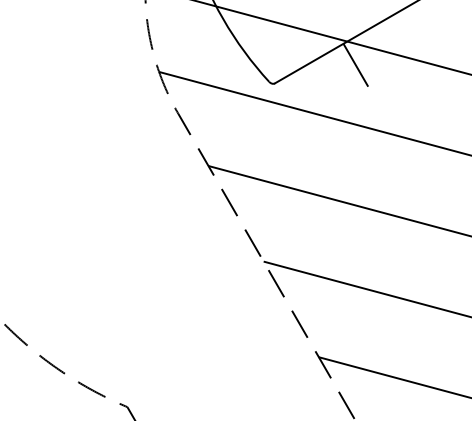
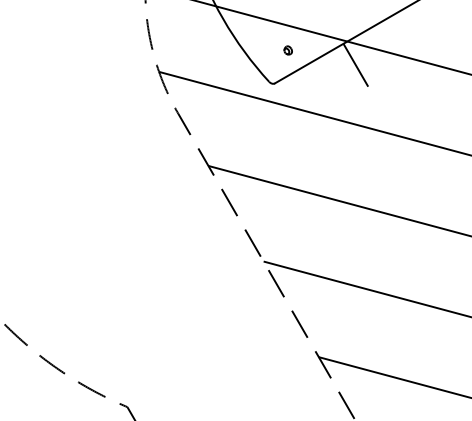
part: none -> present (287, 50)
